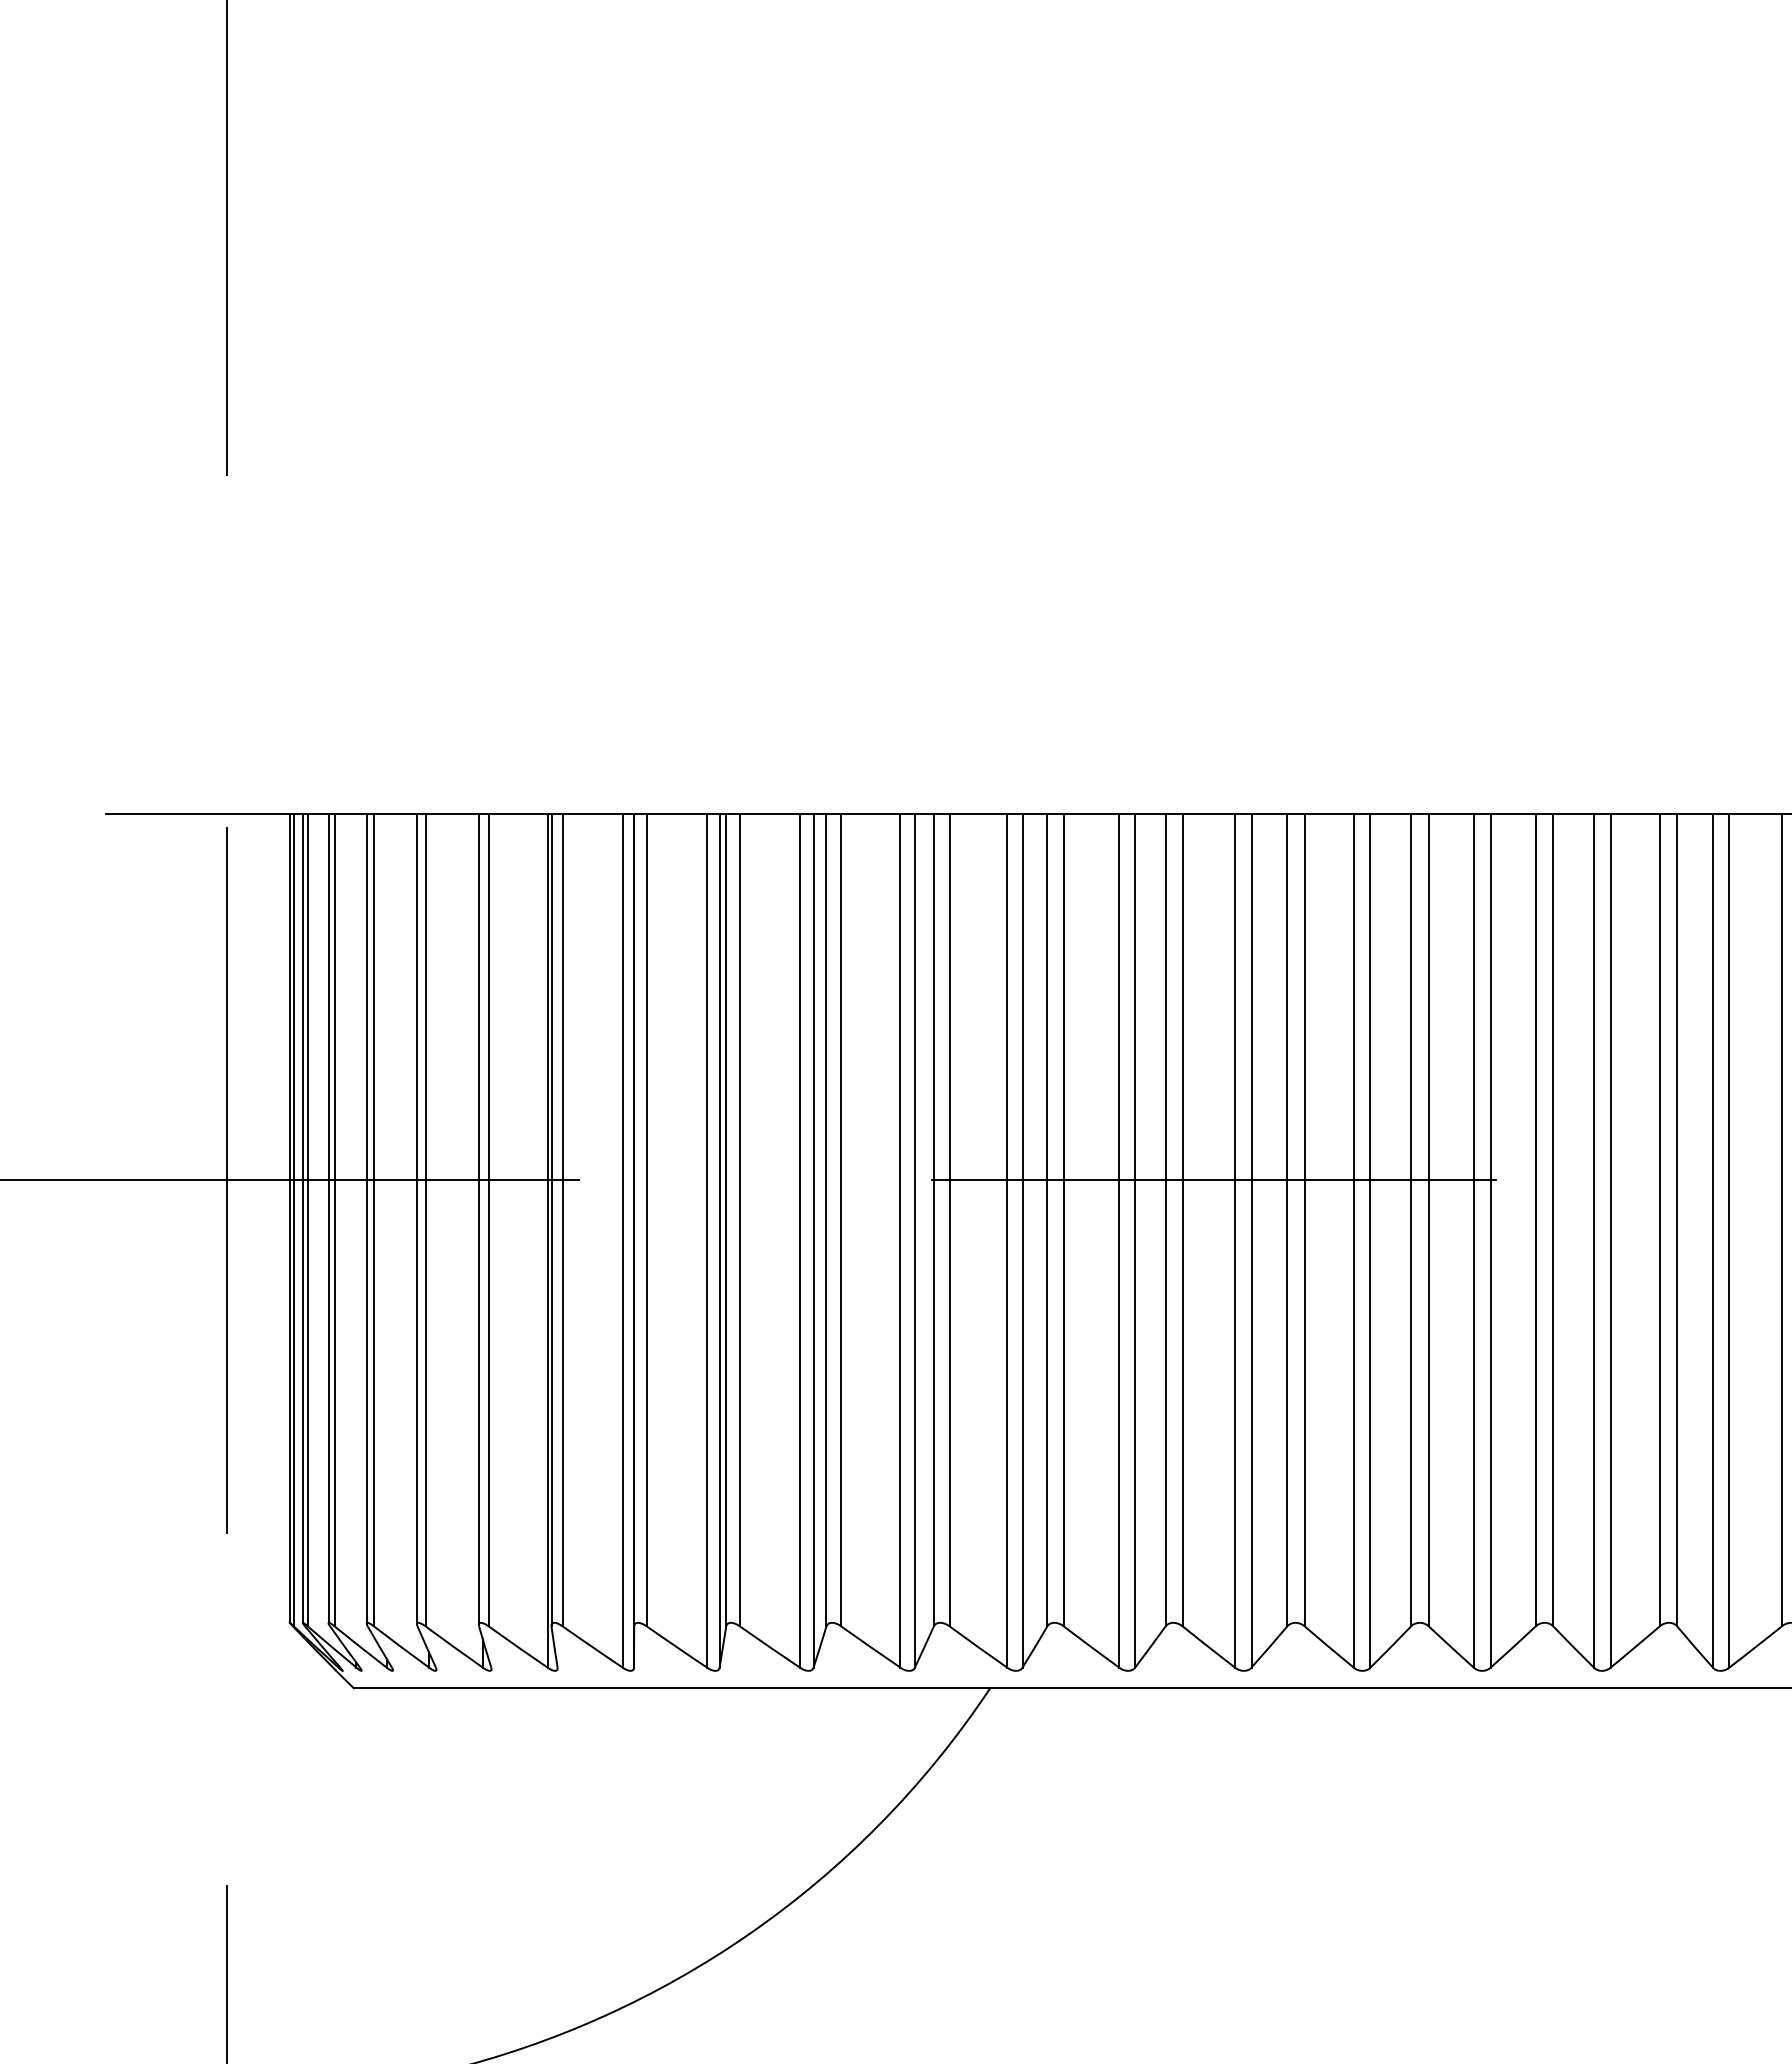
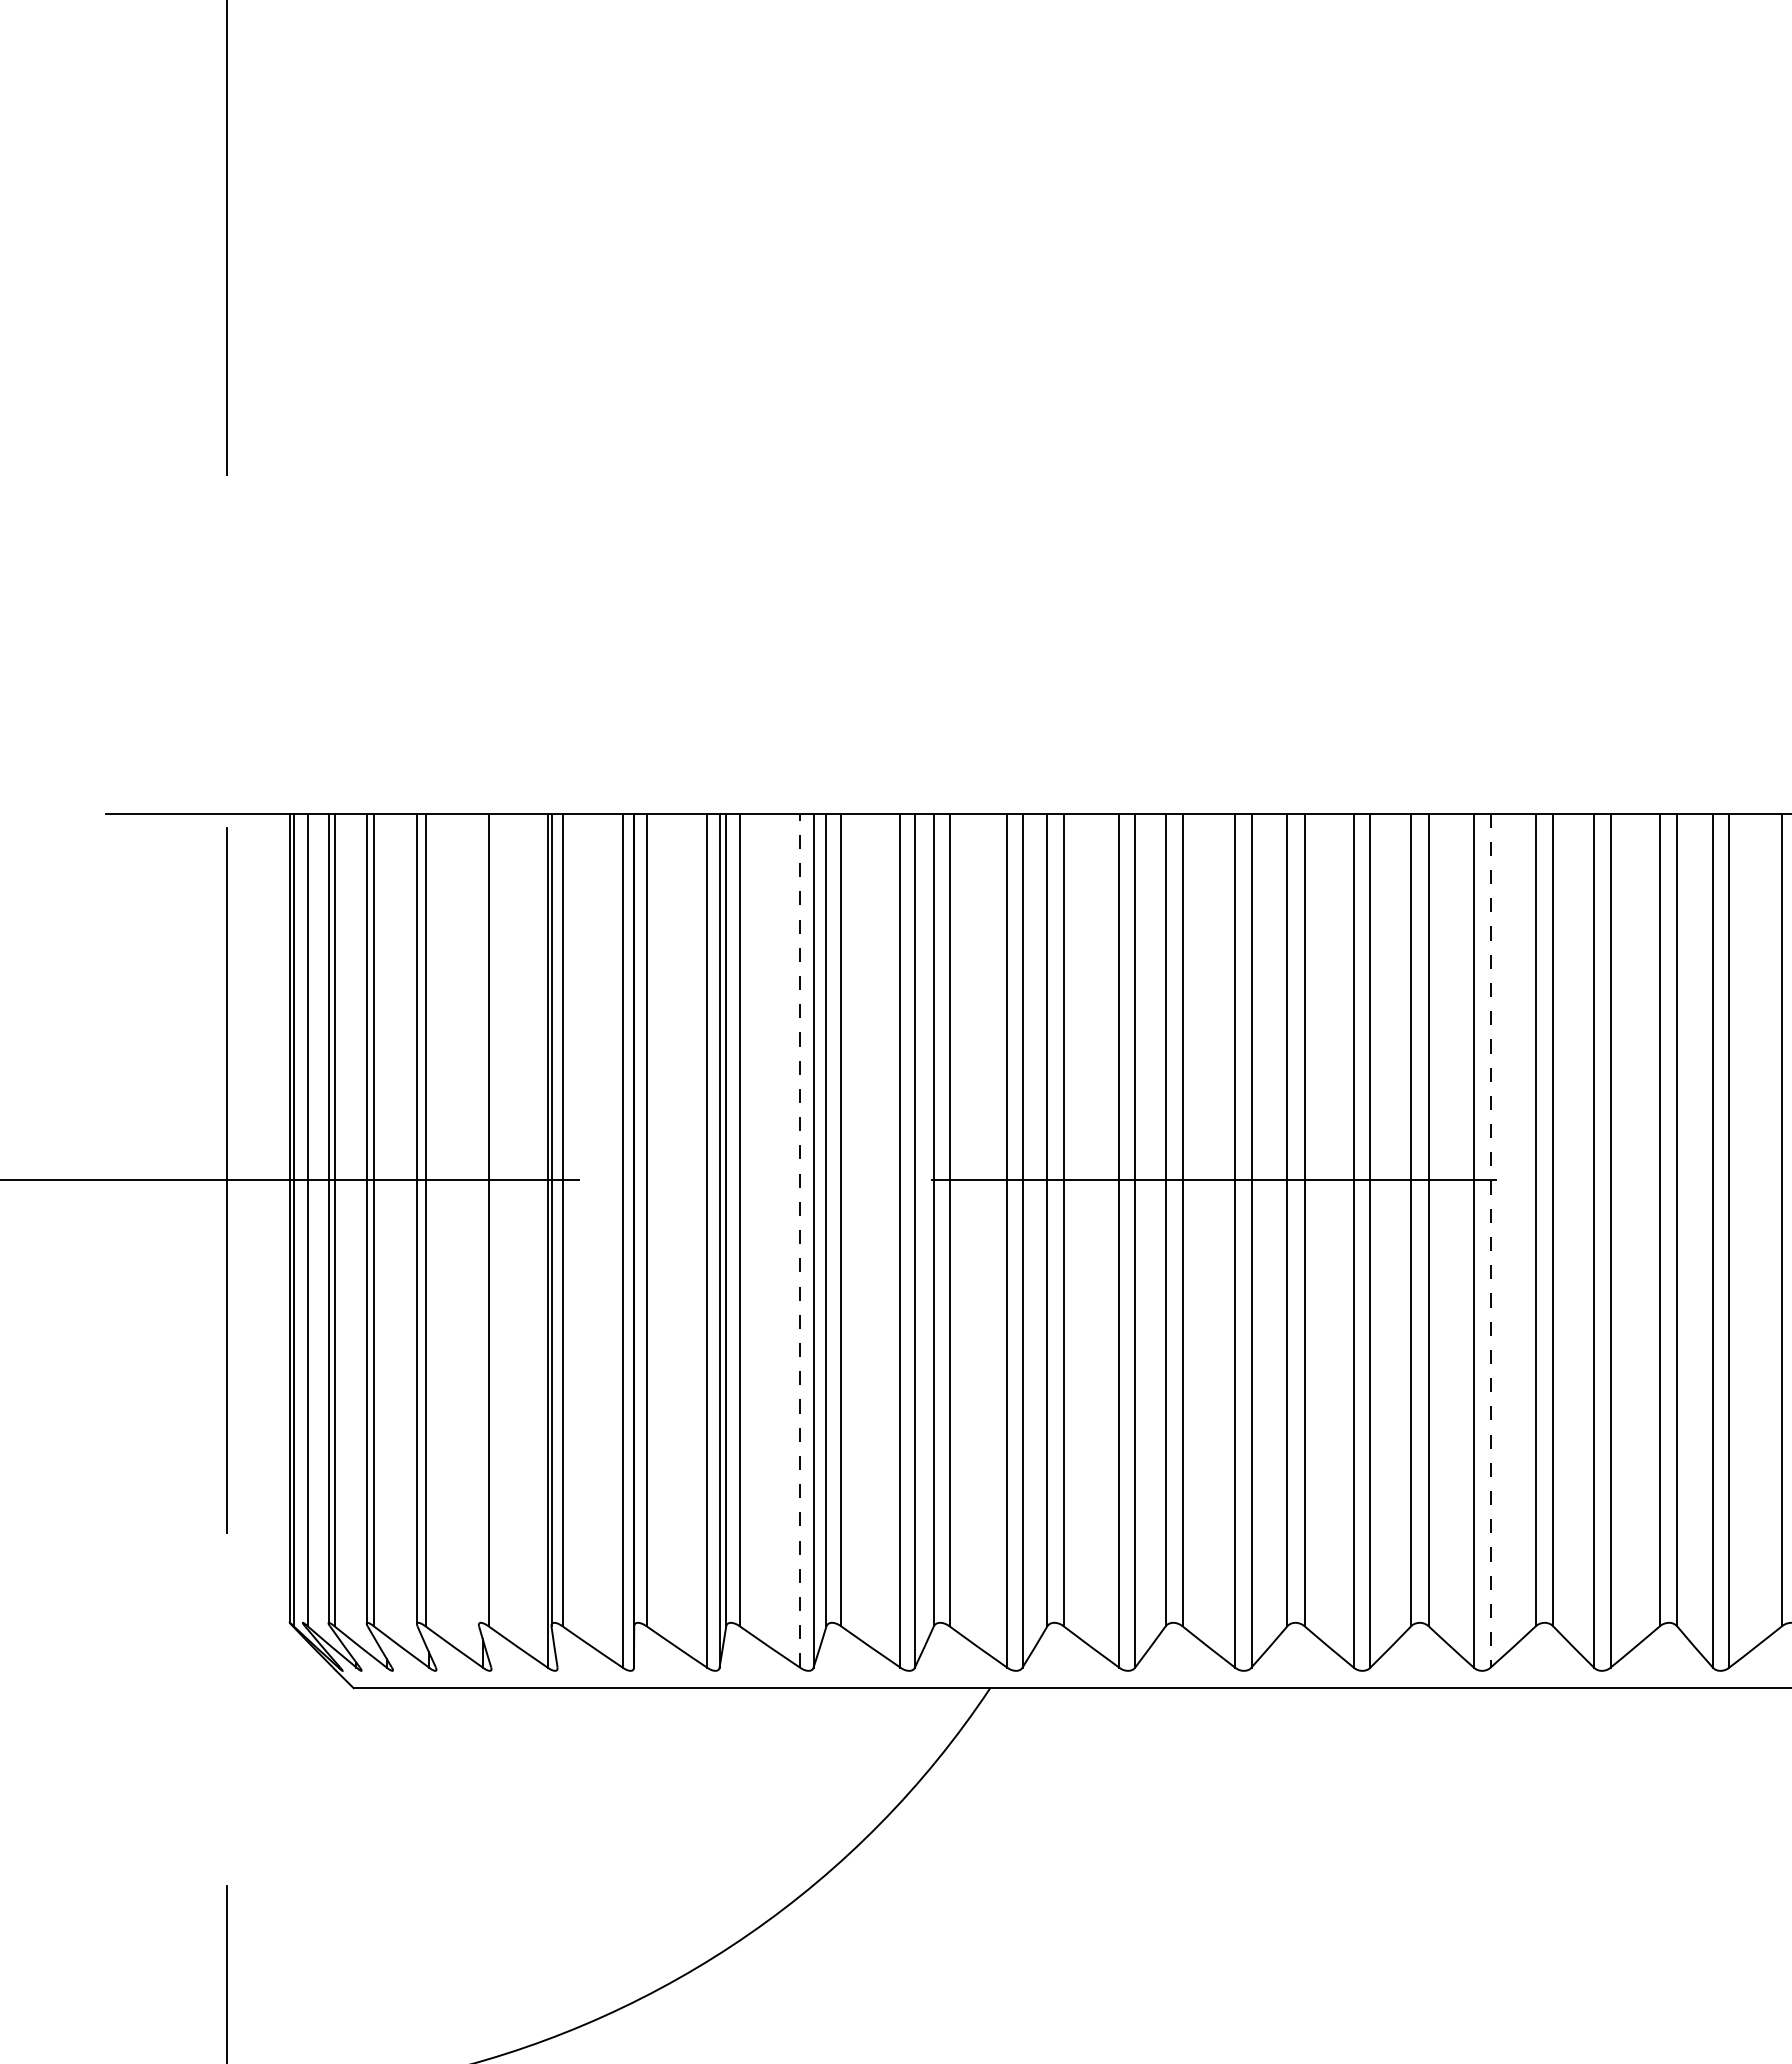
line: present -> none (302, 1218)
line: present -> none (478, 1218)
line: solid -> dashed (799, 1240)
line: solid -> dashed (1490, 1240)
